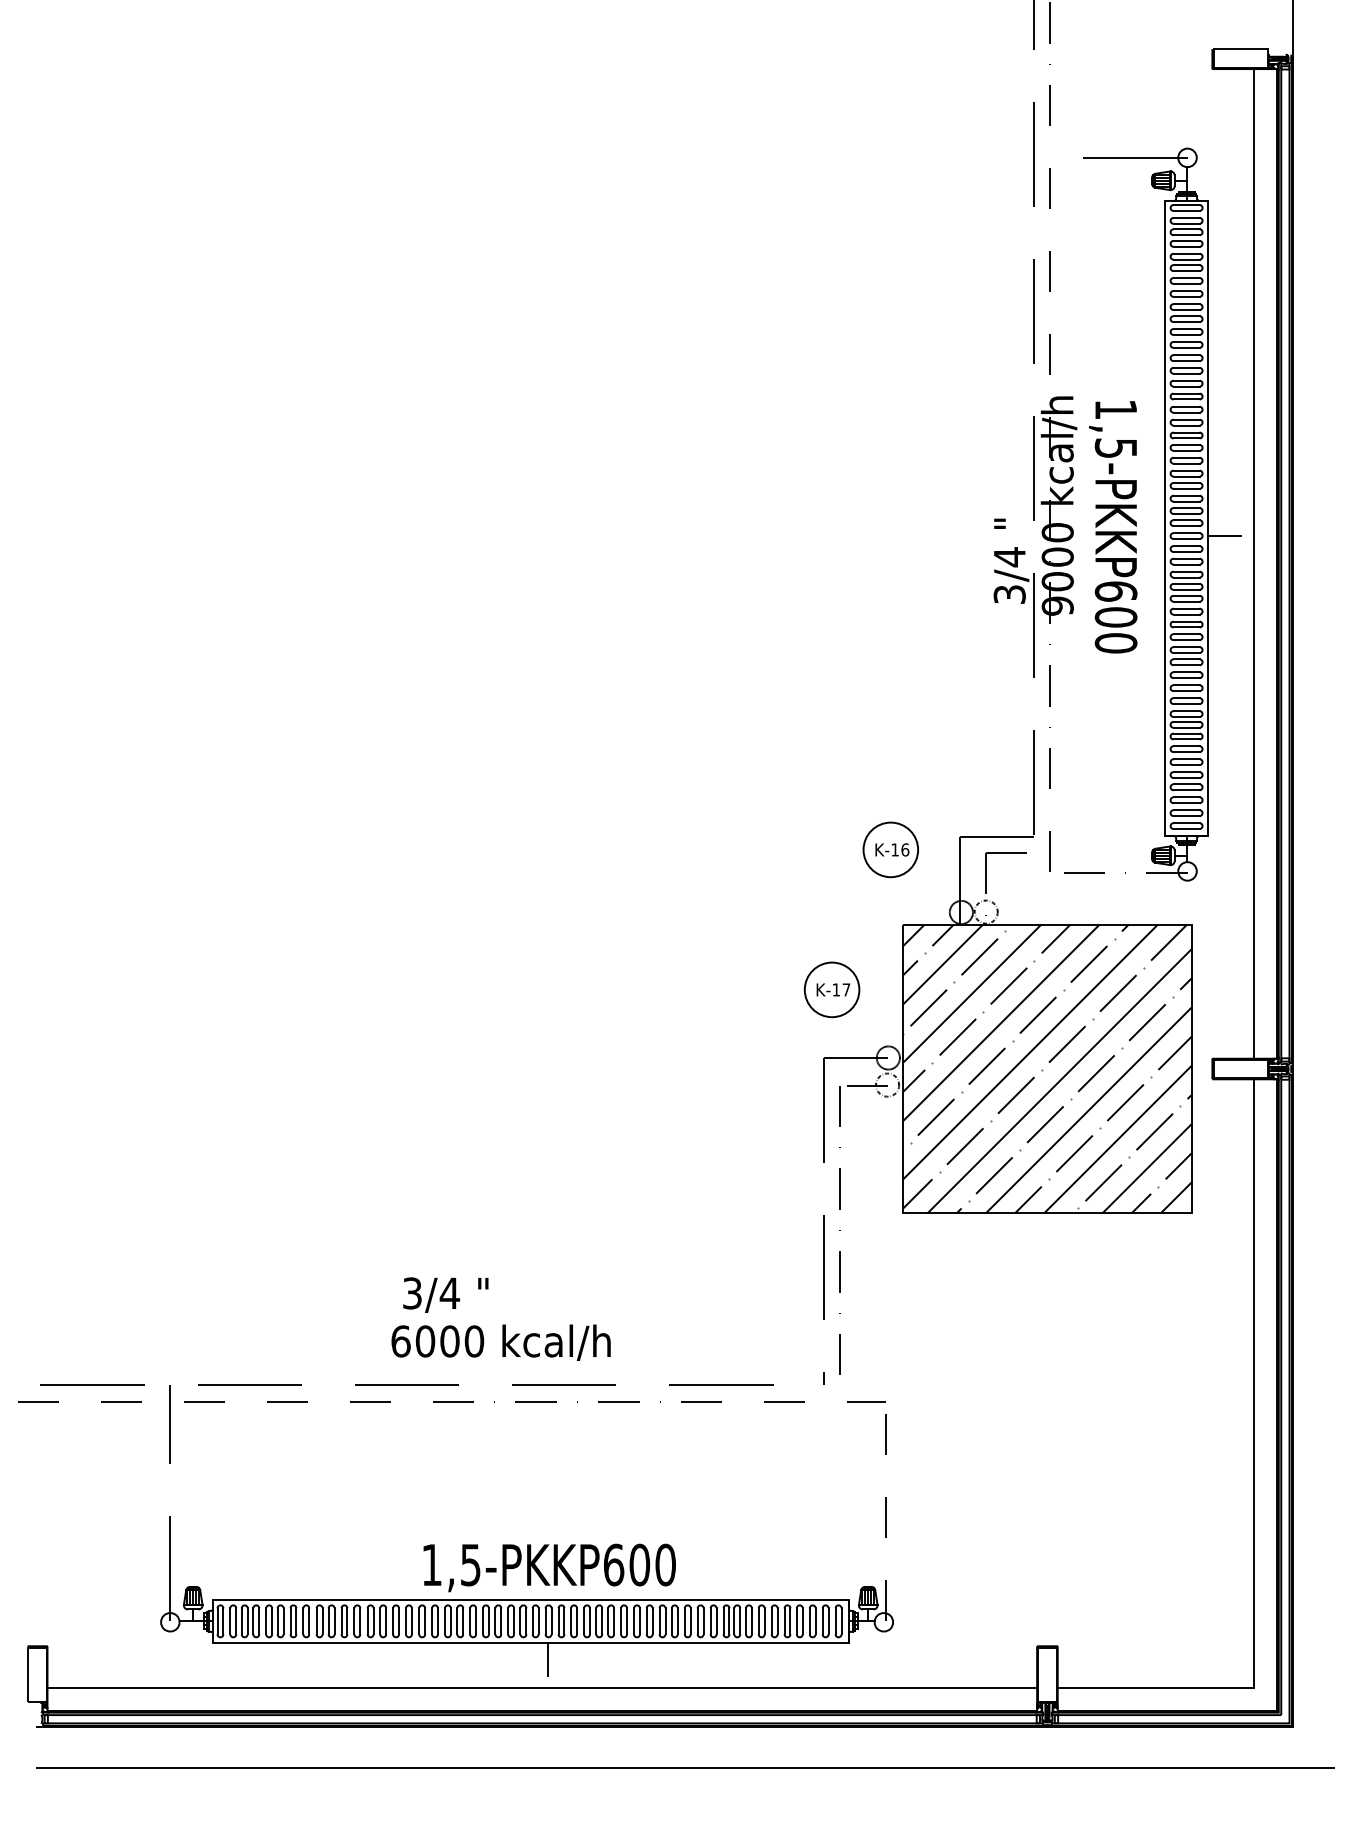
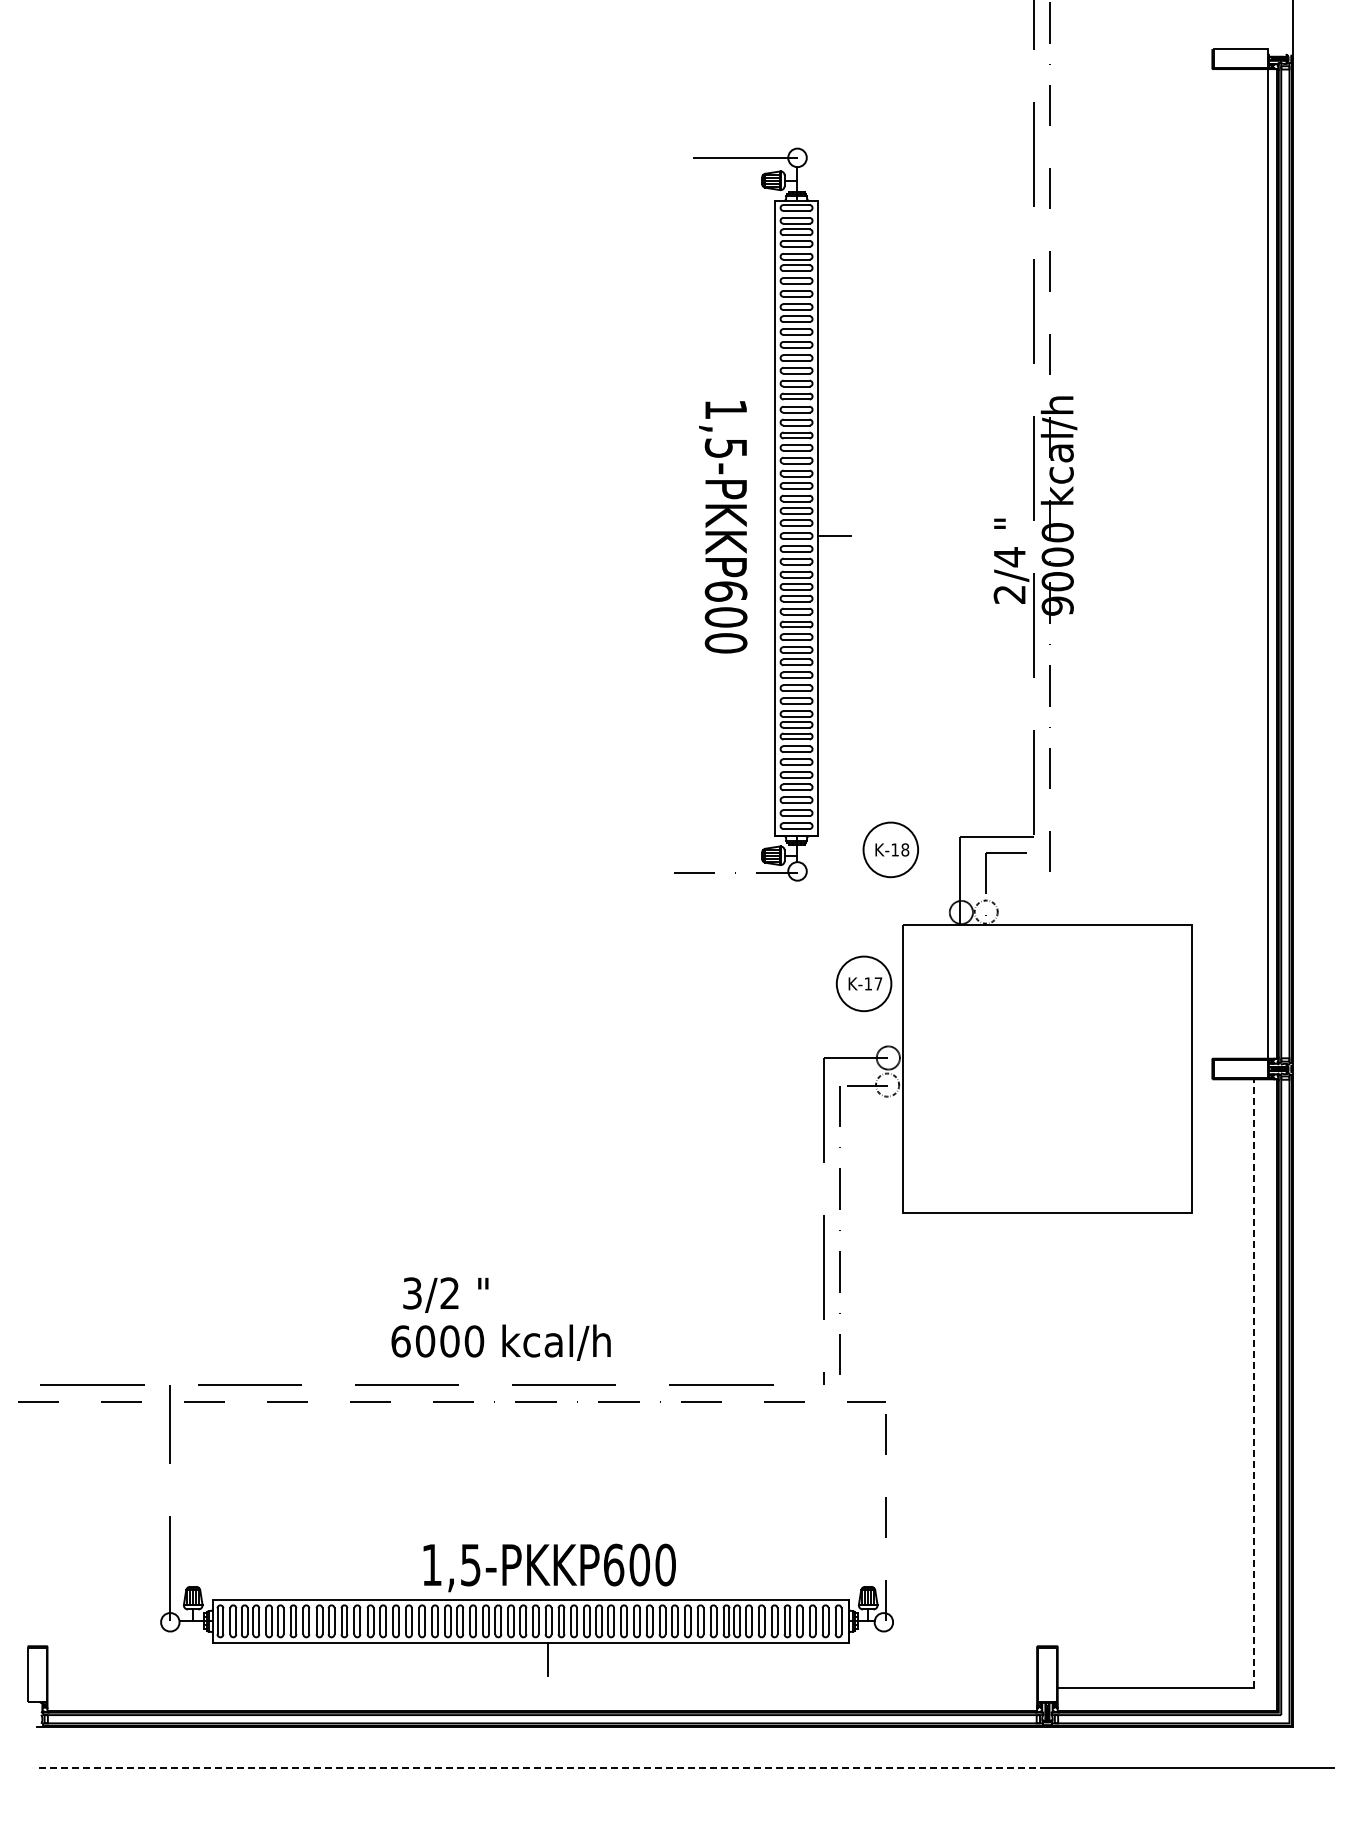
part position: (1164, 514) -> (774, 514) (774, 514)
line position: (1254, 563) -> (1268, 563) (1268, 563)
text: 3/4 -> 2/4 (1009, 594)
text: K-16 -> K-18 (905, 849)
part position: (831, 989) -> (863, 983) (863, 983)
hatch: present -> none (1047, 1068)
text: 3/4 -> 3/2 (449, 1292)
line: solid -> dashed (1254, 1383)
line: present -> none (542, 1687)
line: solid -> dashed (541, 1768)
